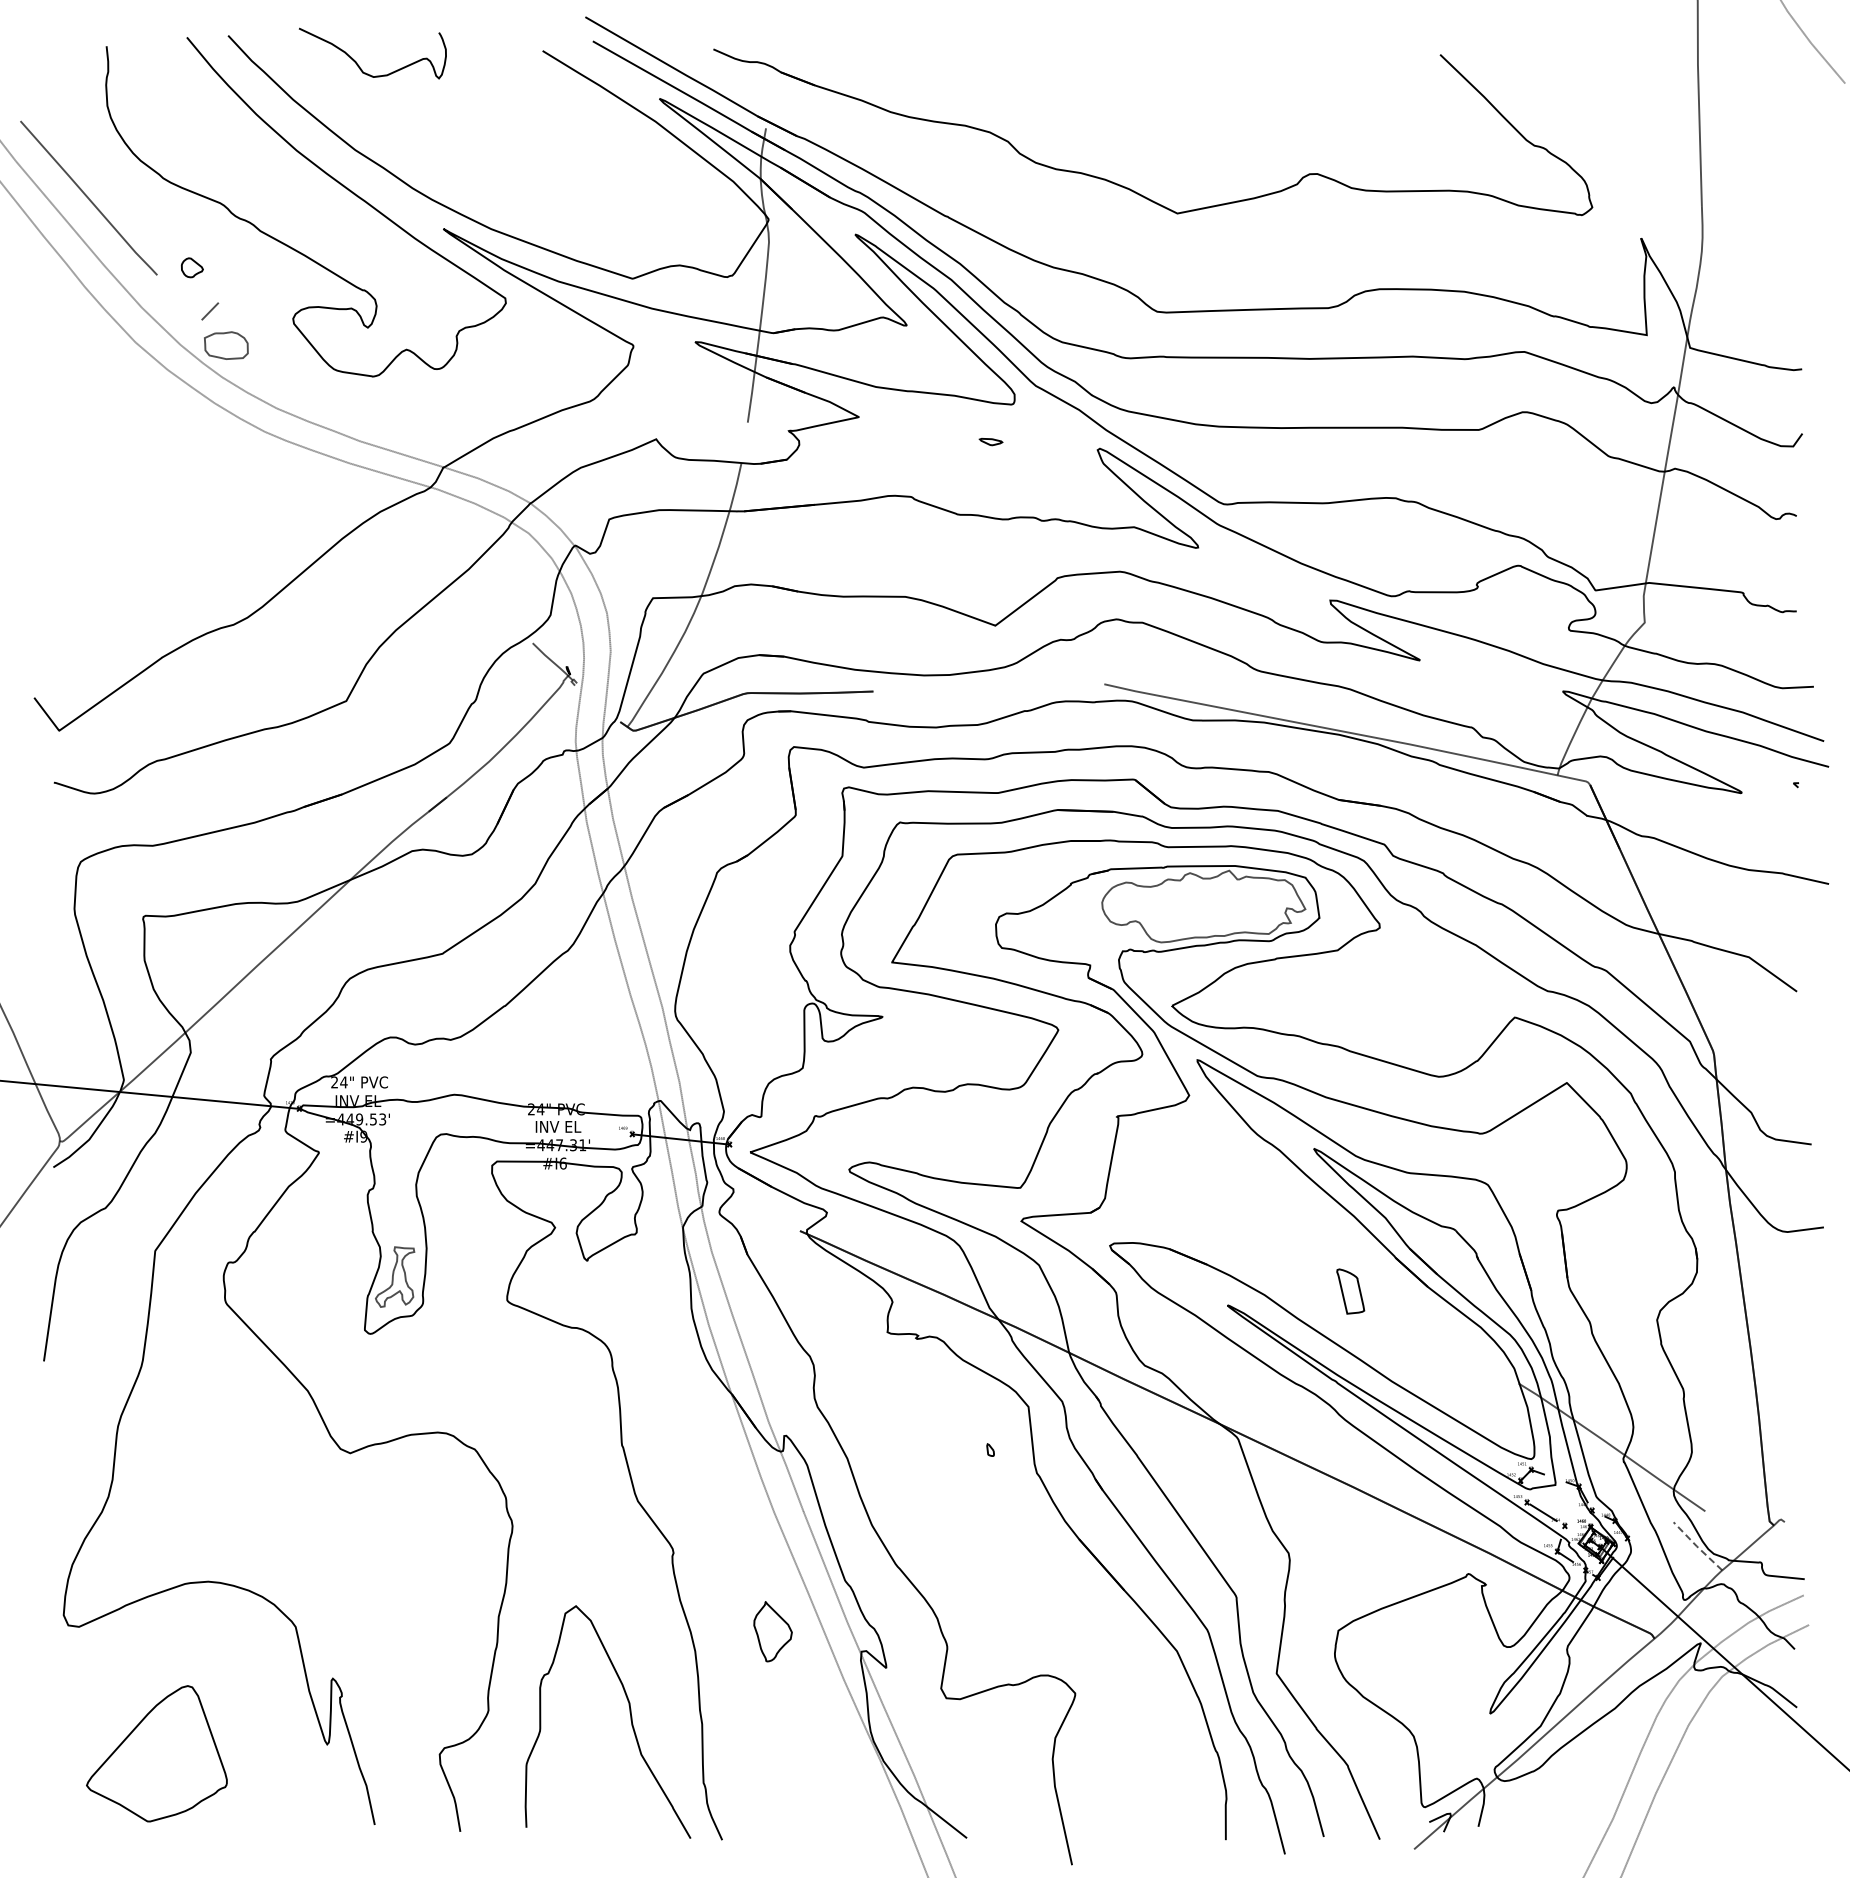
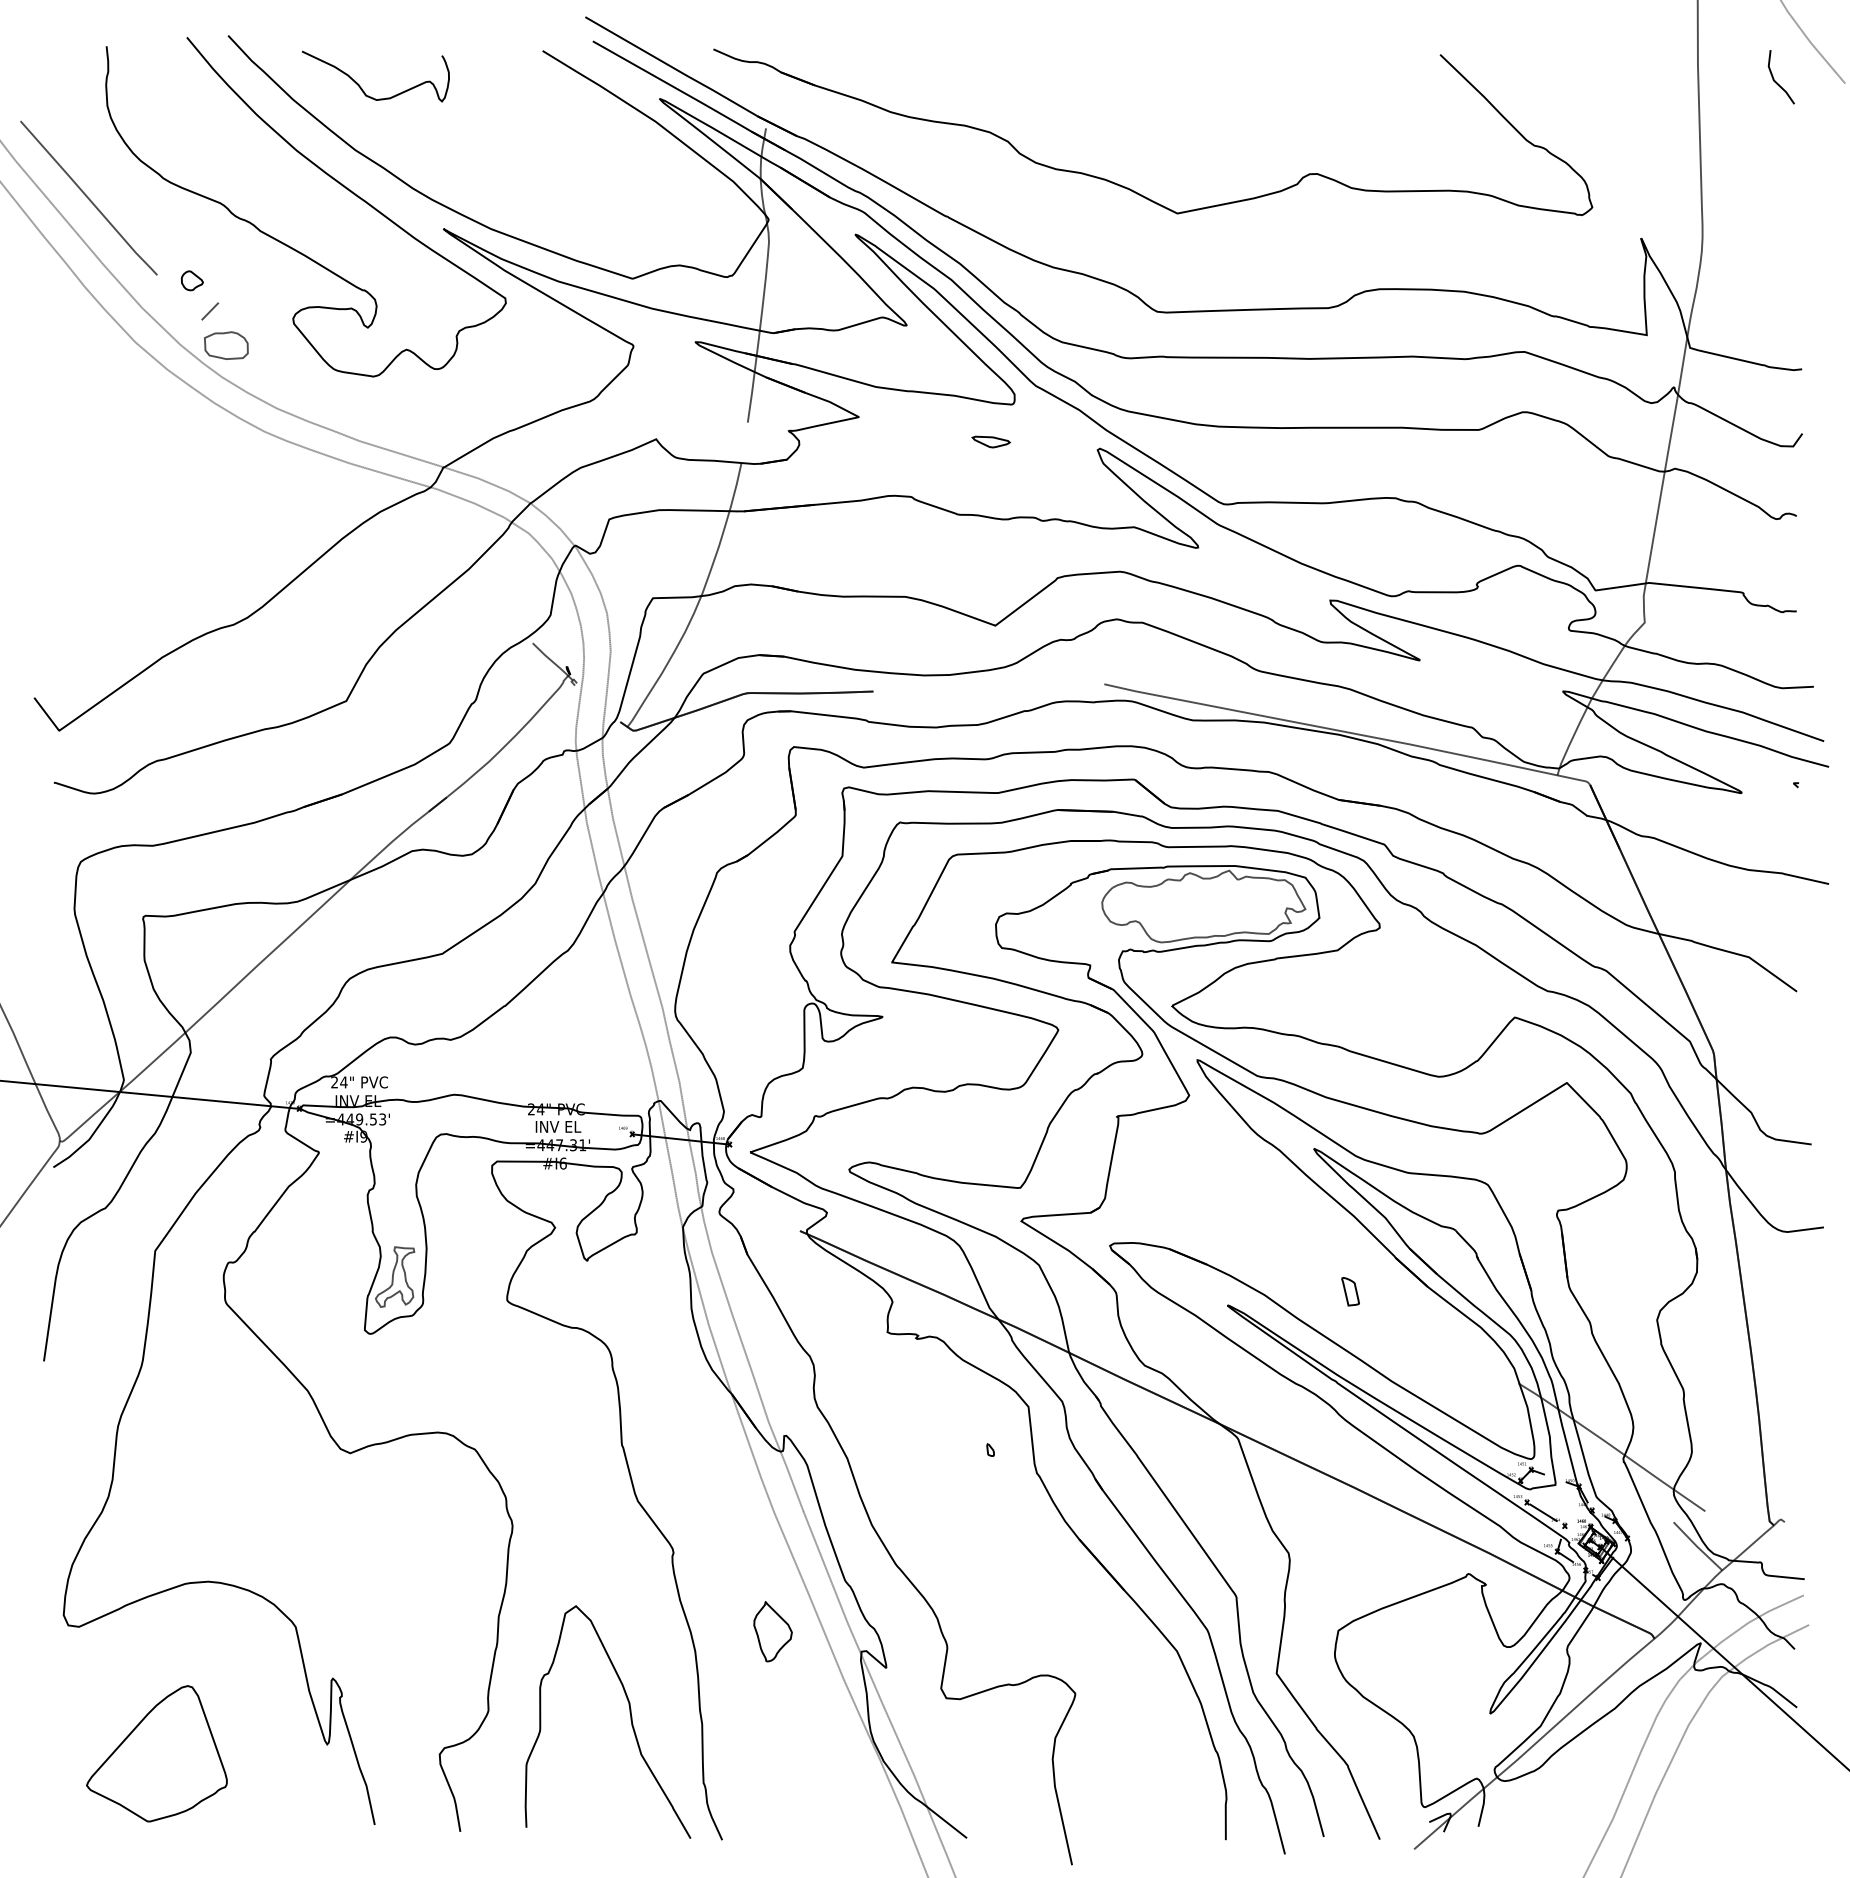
curve position: (357, 62) -> (360, 85) (360, 85)
line: none -> present (1776, 81)
part position: (191, 267) -> (191, 280) (191, 280)
part size: 26x9 px -> 40x14 px (990, 441)
part size: 30x47 px -> 19x30 px (1350, 1291)
line: dashed -> solid (1696, 1546)
